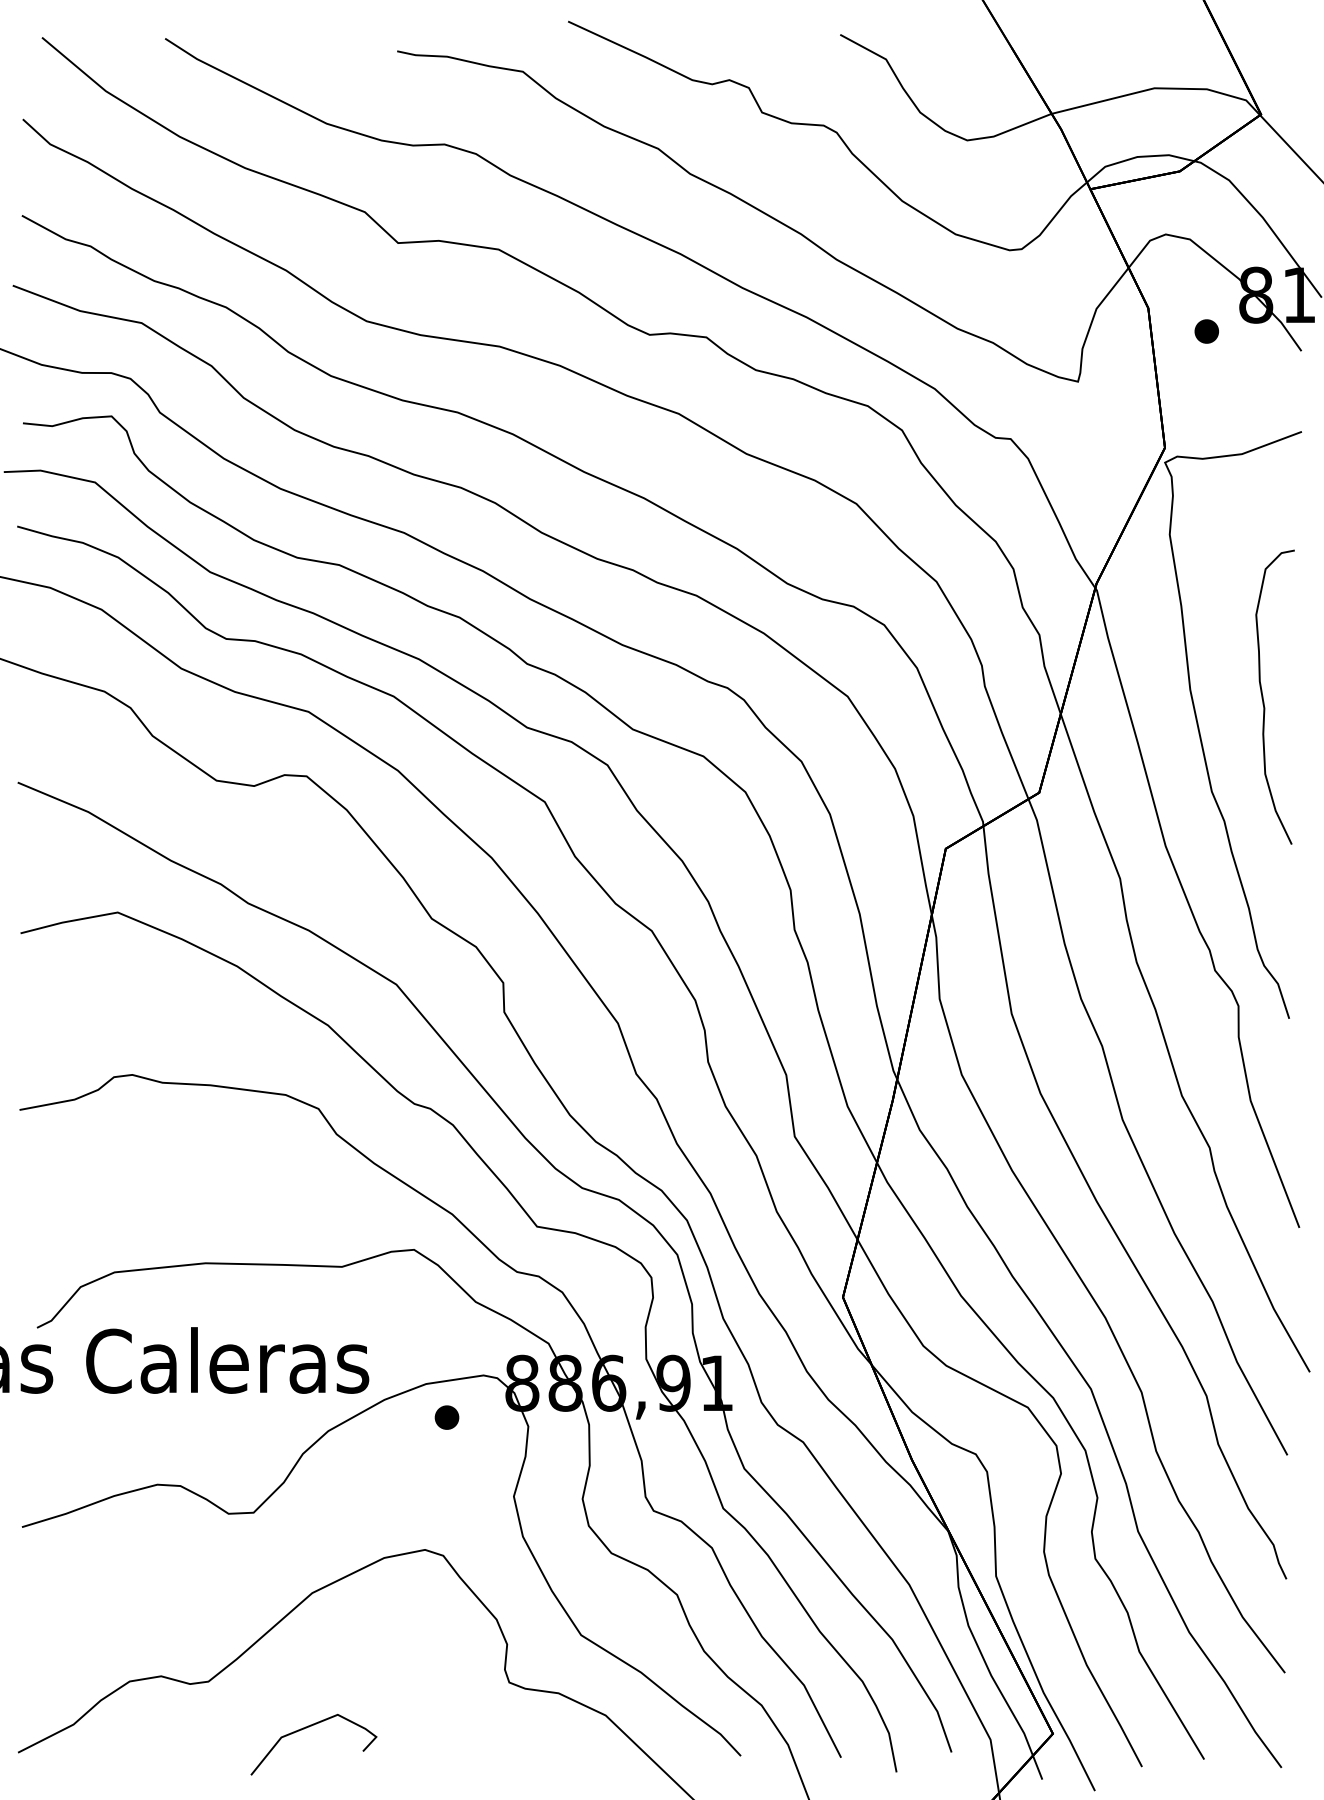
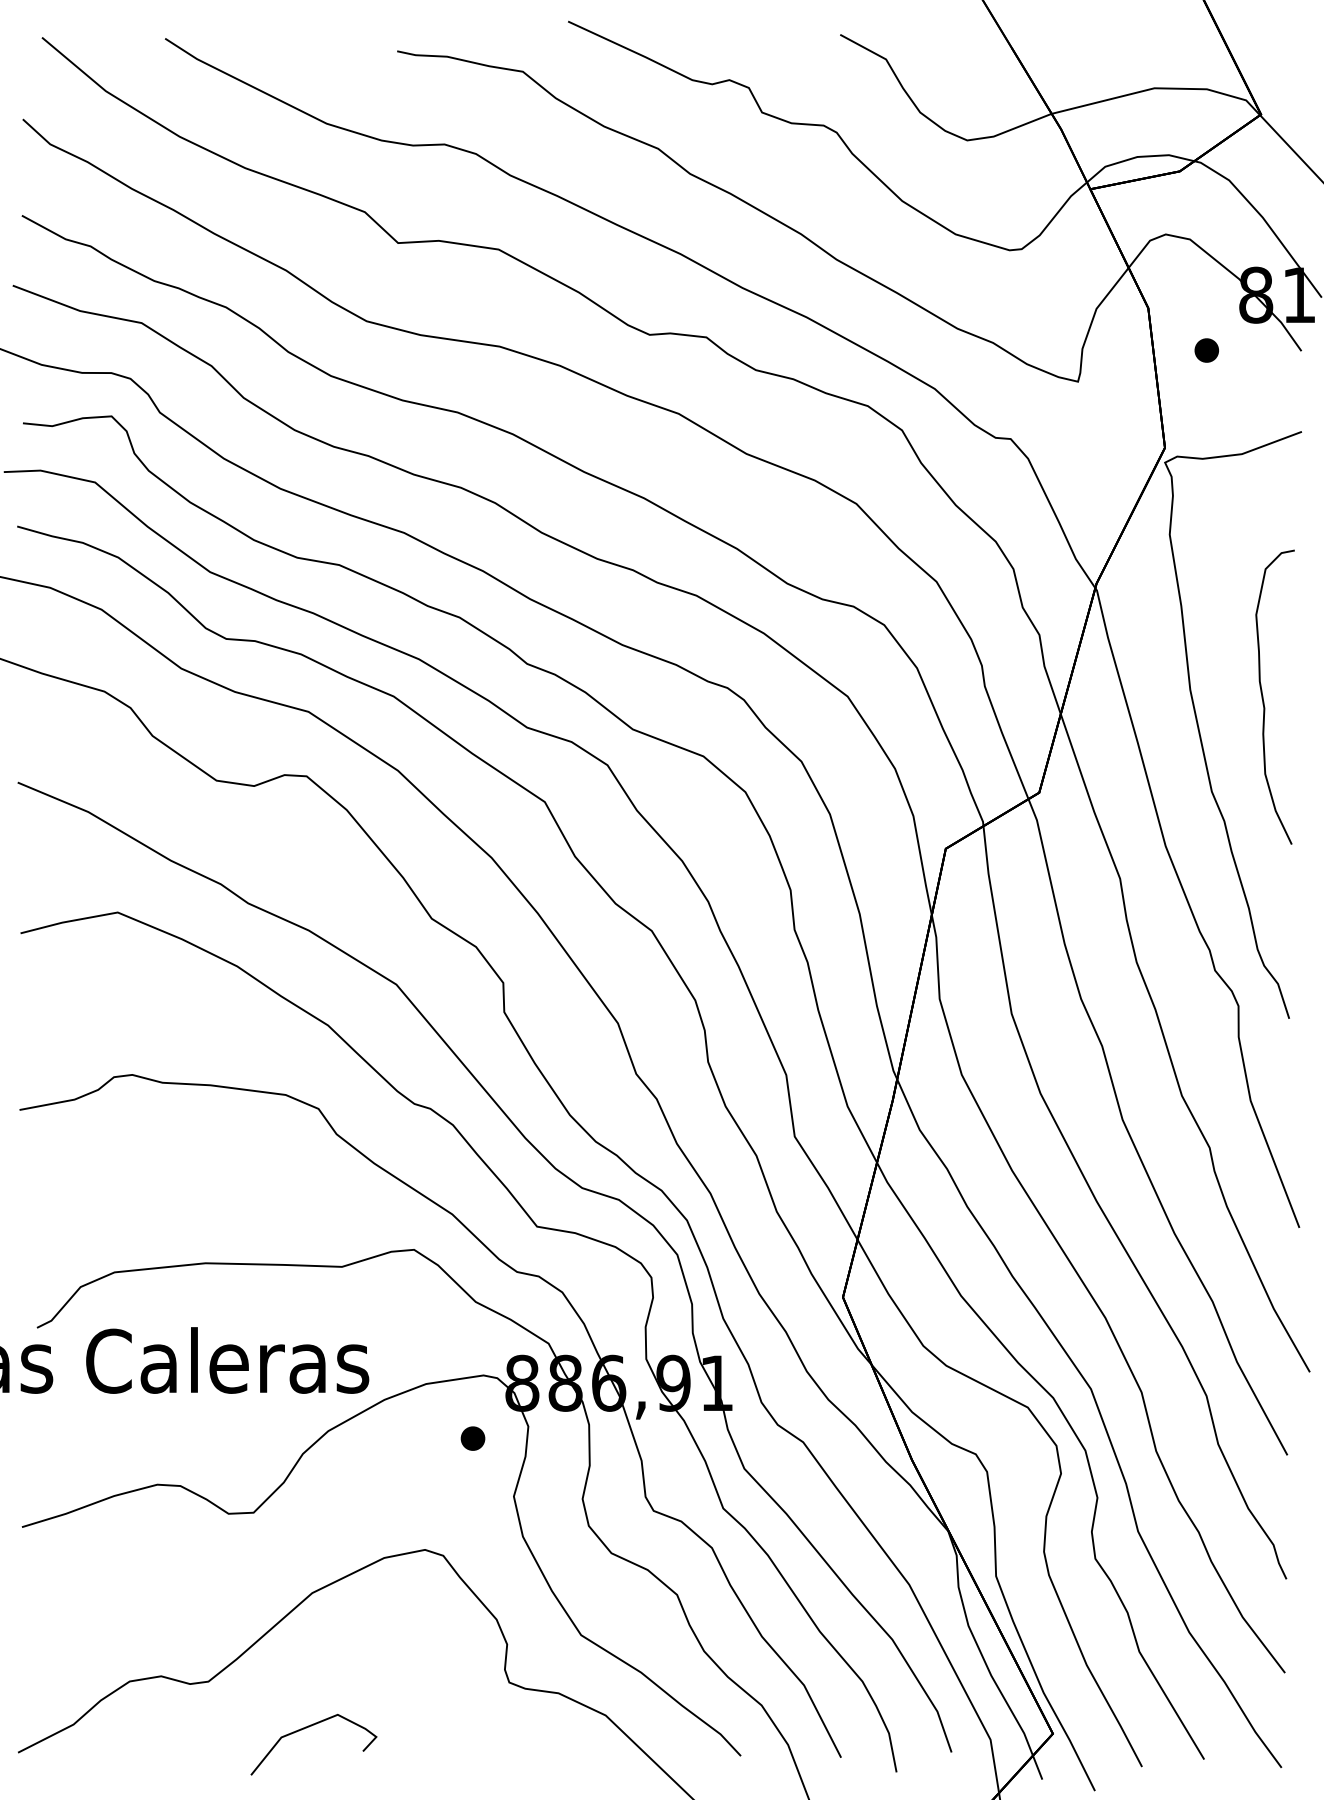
part position: (1206, 331) -> (1206, 350) (1206, 350)
part position: (446, 1417) -> (472, 1438) (472, 1438)
